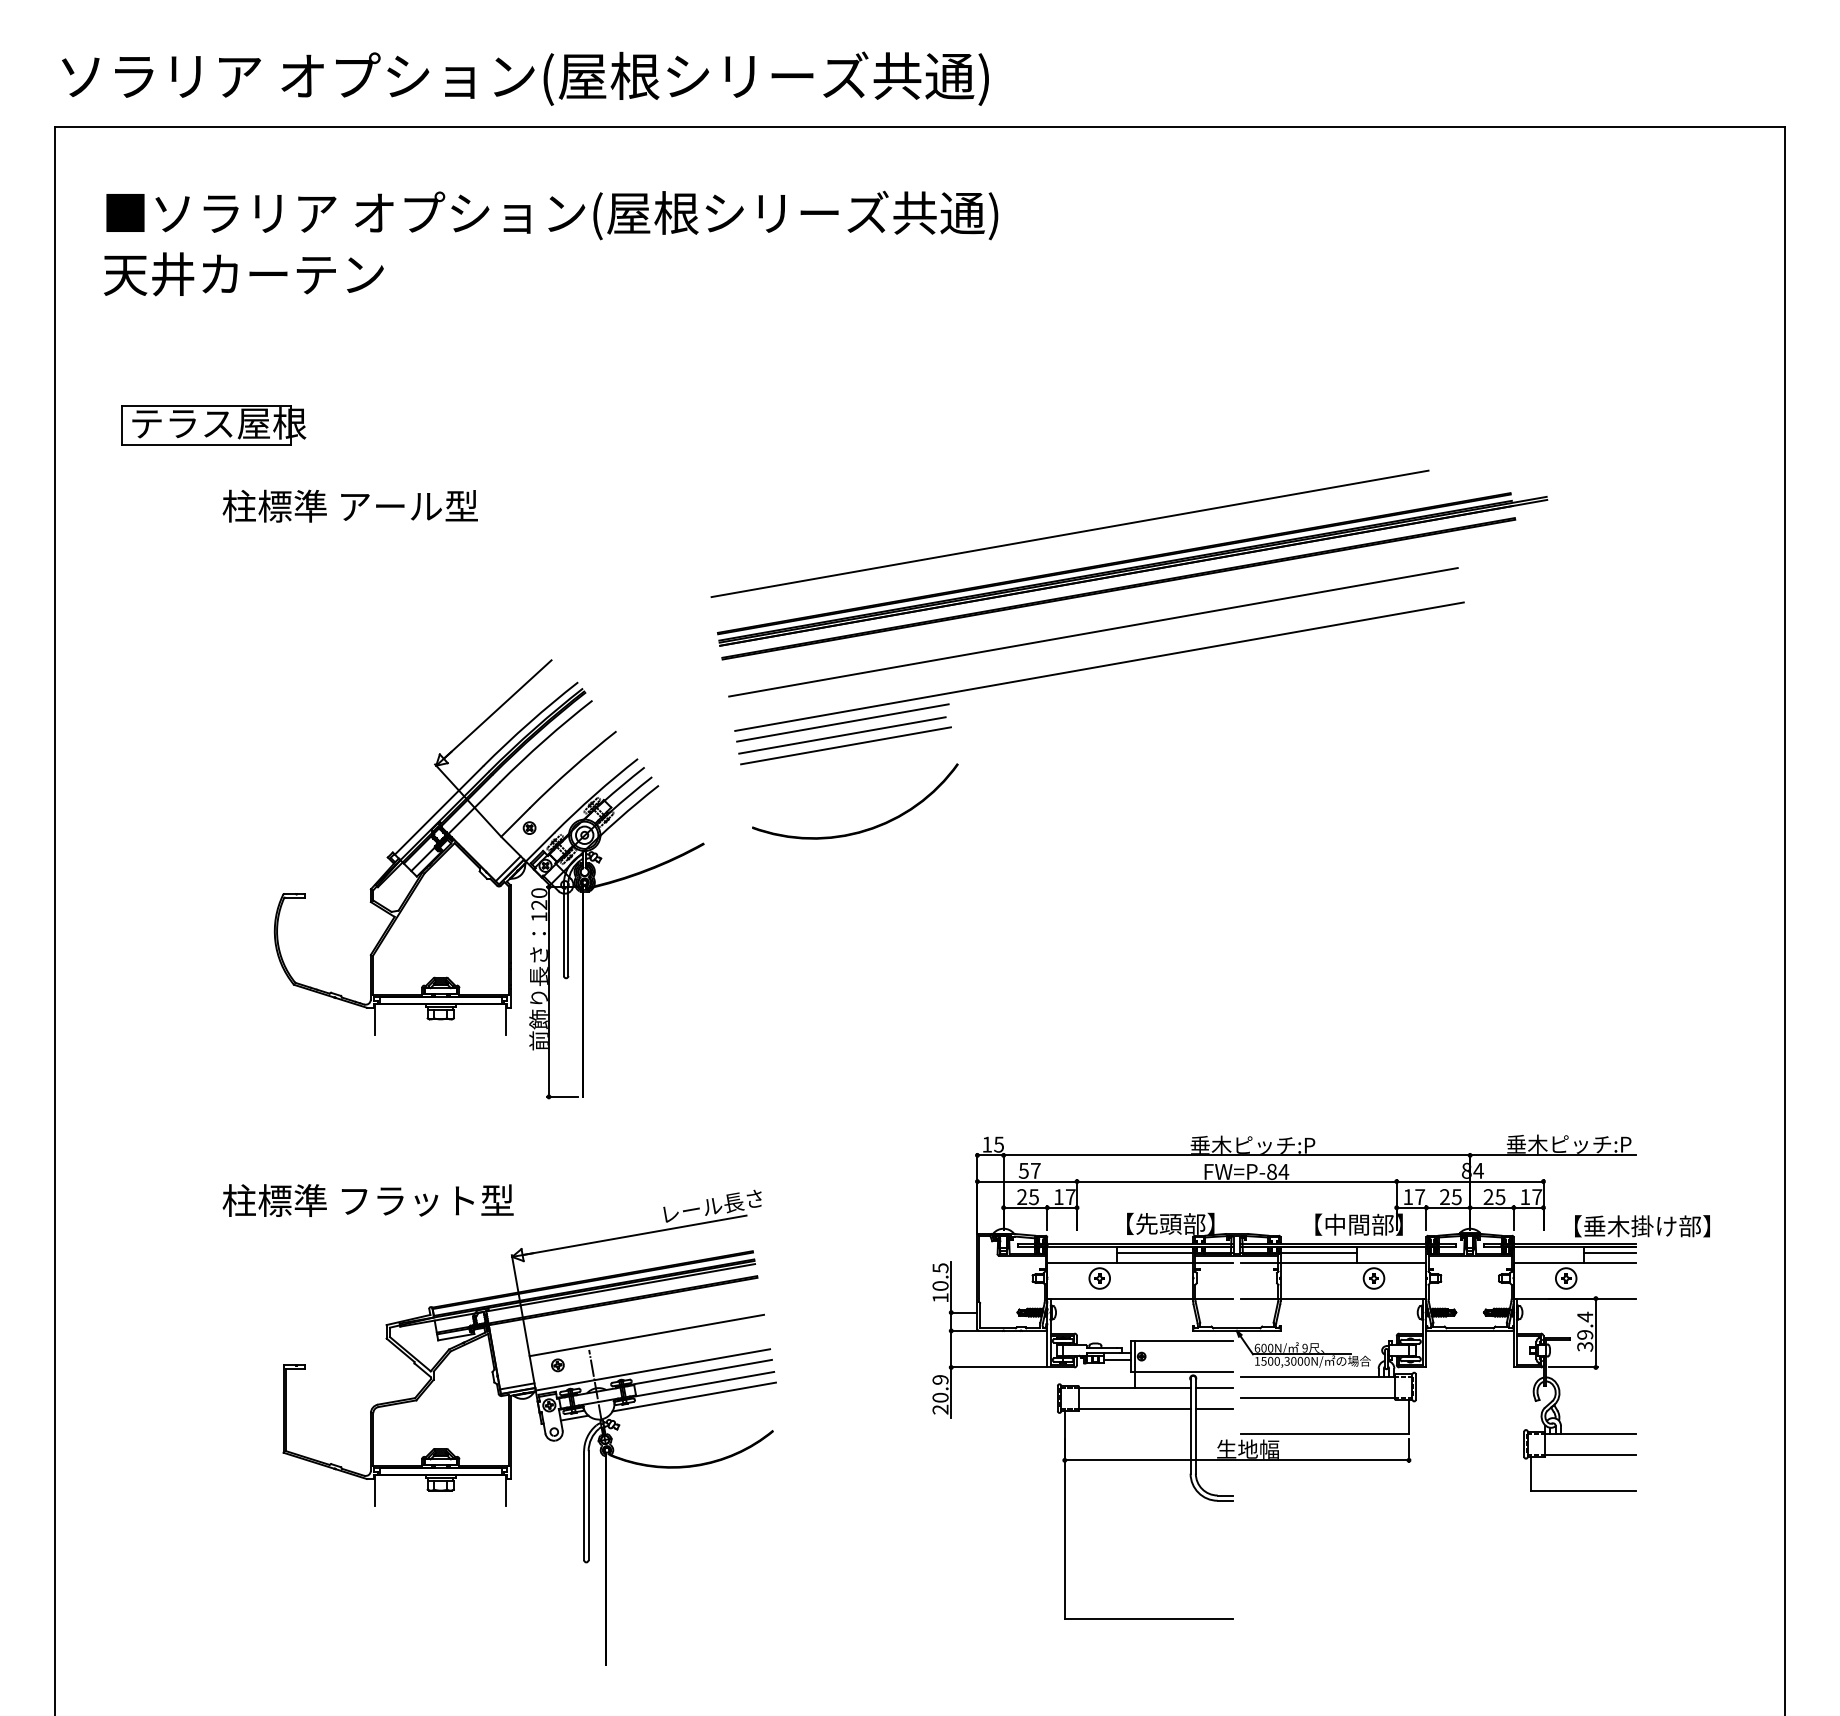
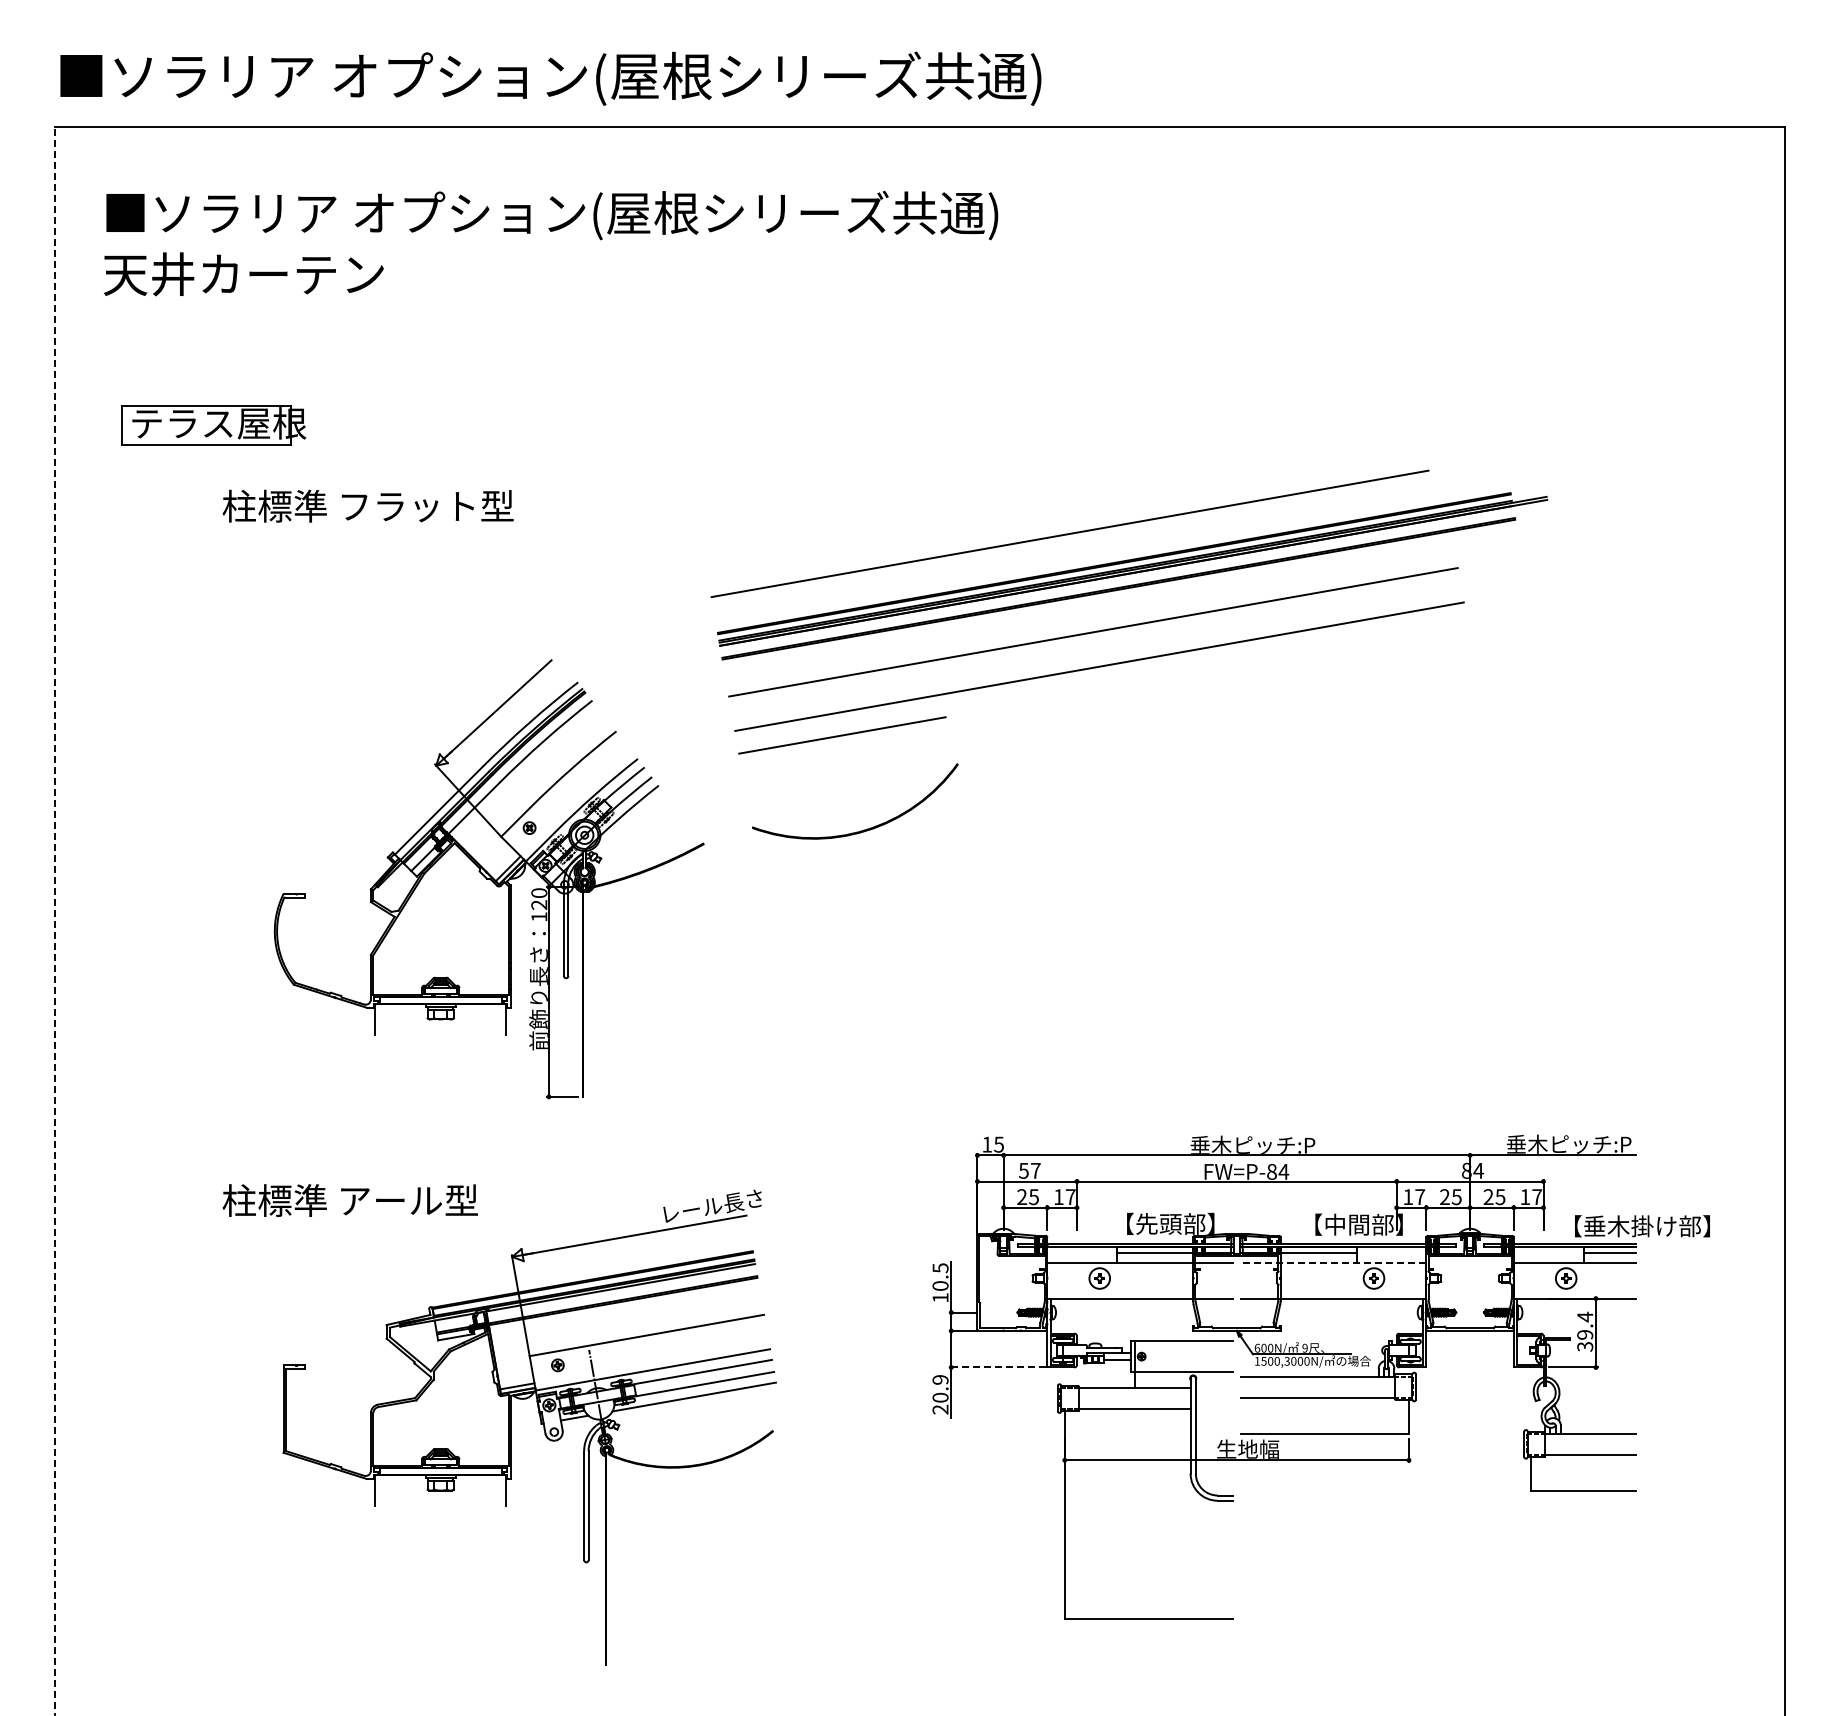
text: ソラリア オプション(屋根シリーズ共通) -> ■ソラリア オプション(屋根シリーズ共通) (550, 78)
text: 柱標準 アール型 -> 柱標準 フラット型 (427, 506)
line: present -> none (842, 722)
line: present -> none (845, 745)
line: solid -> dashed (55, 921)
text: 柱標準 フラット型 -> 柱標準 アール型 (427, 1200)
line: solid -> dashed (1333, 1263)
line: solid -> dashed (997, 1367)
line: present -> none (1213, 1388)
line: present -> none (1213, 1409)
